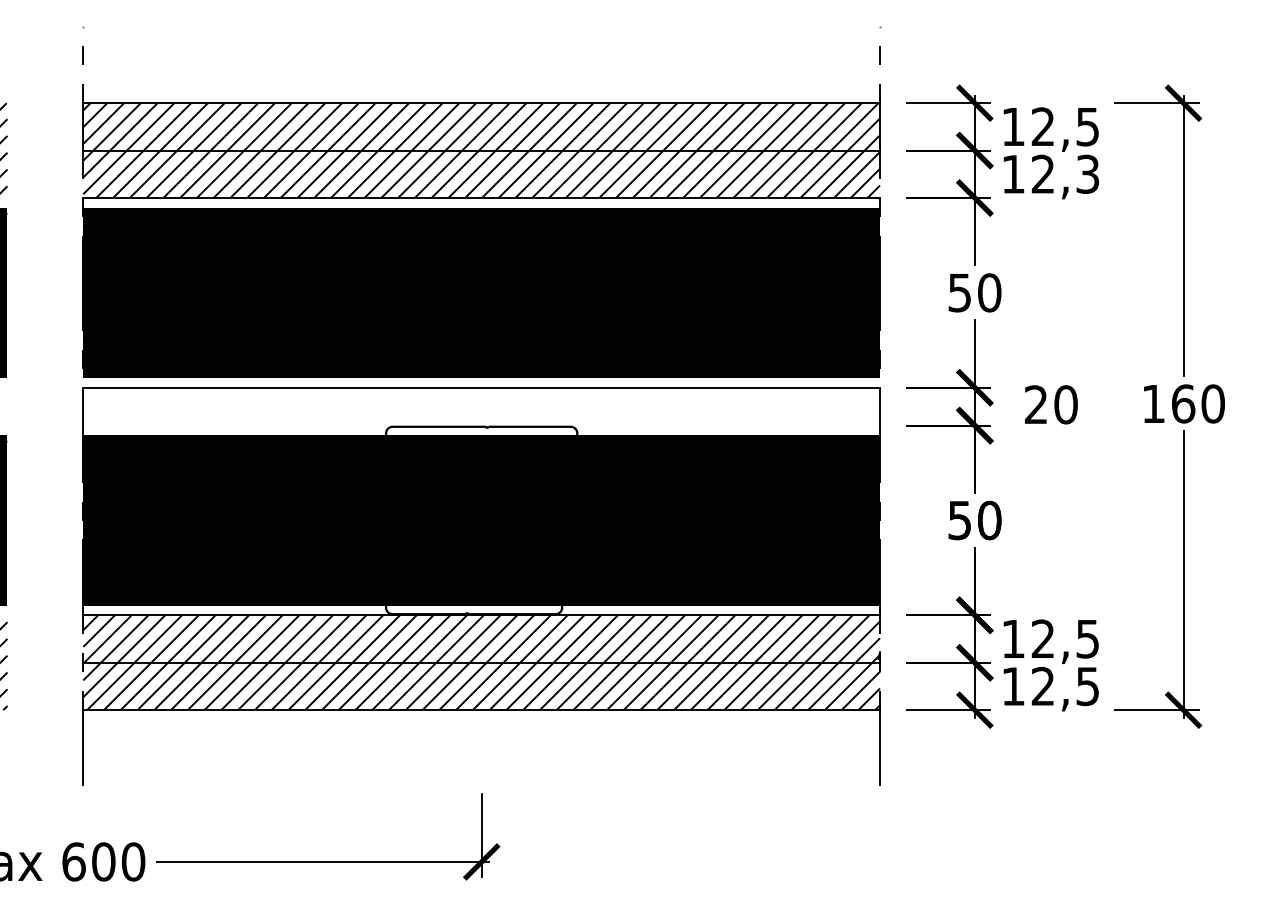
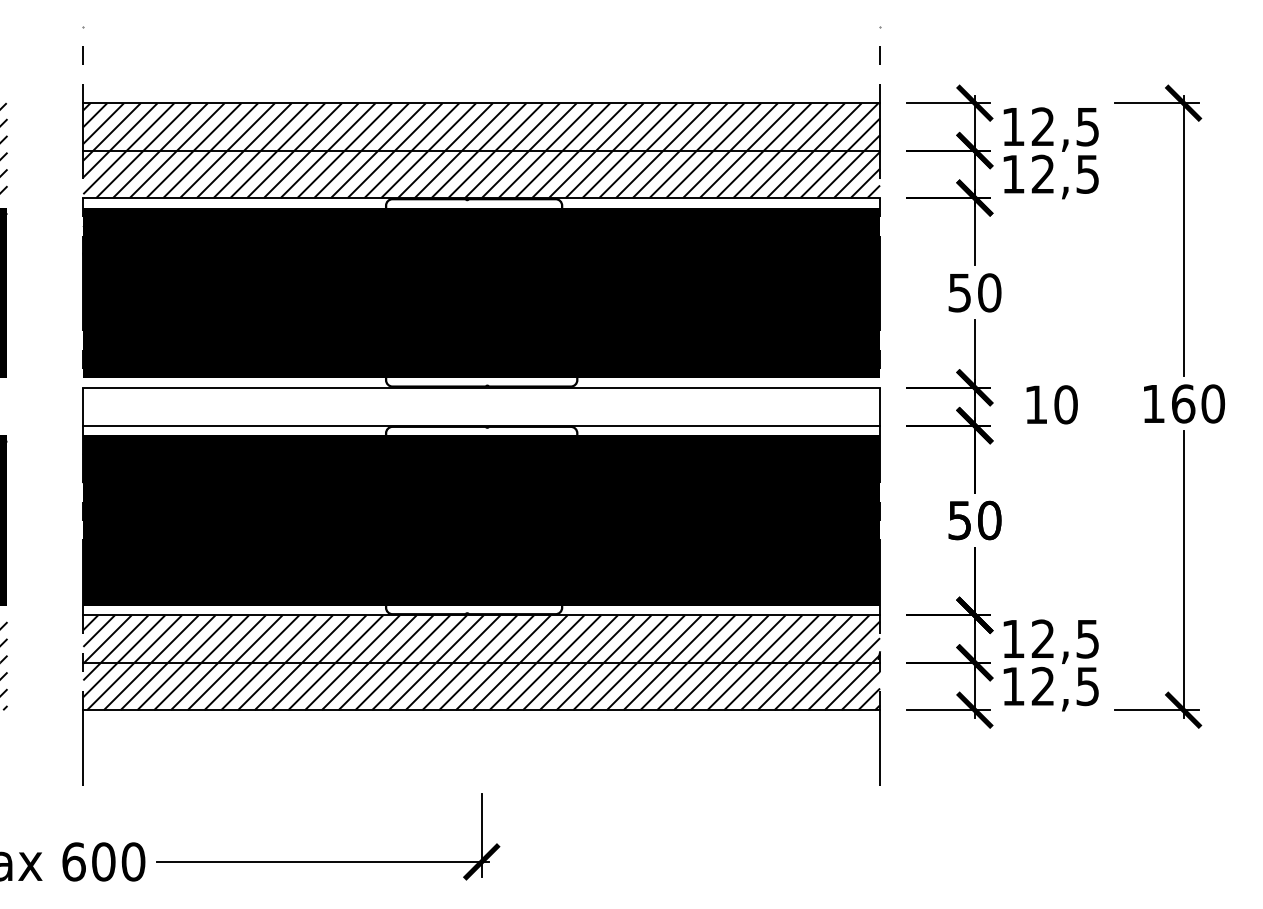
text: 12,3 -> 12,5 (1088, 173)
fill: none -> present (481, 292)
text: 20 -> 10 (1035, 404)
line: none -> present (481, 425)
